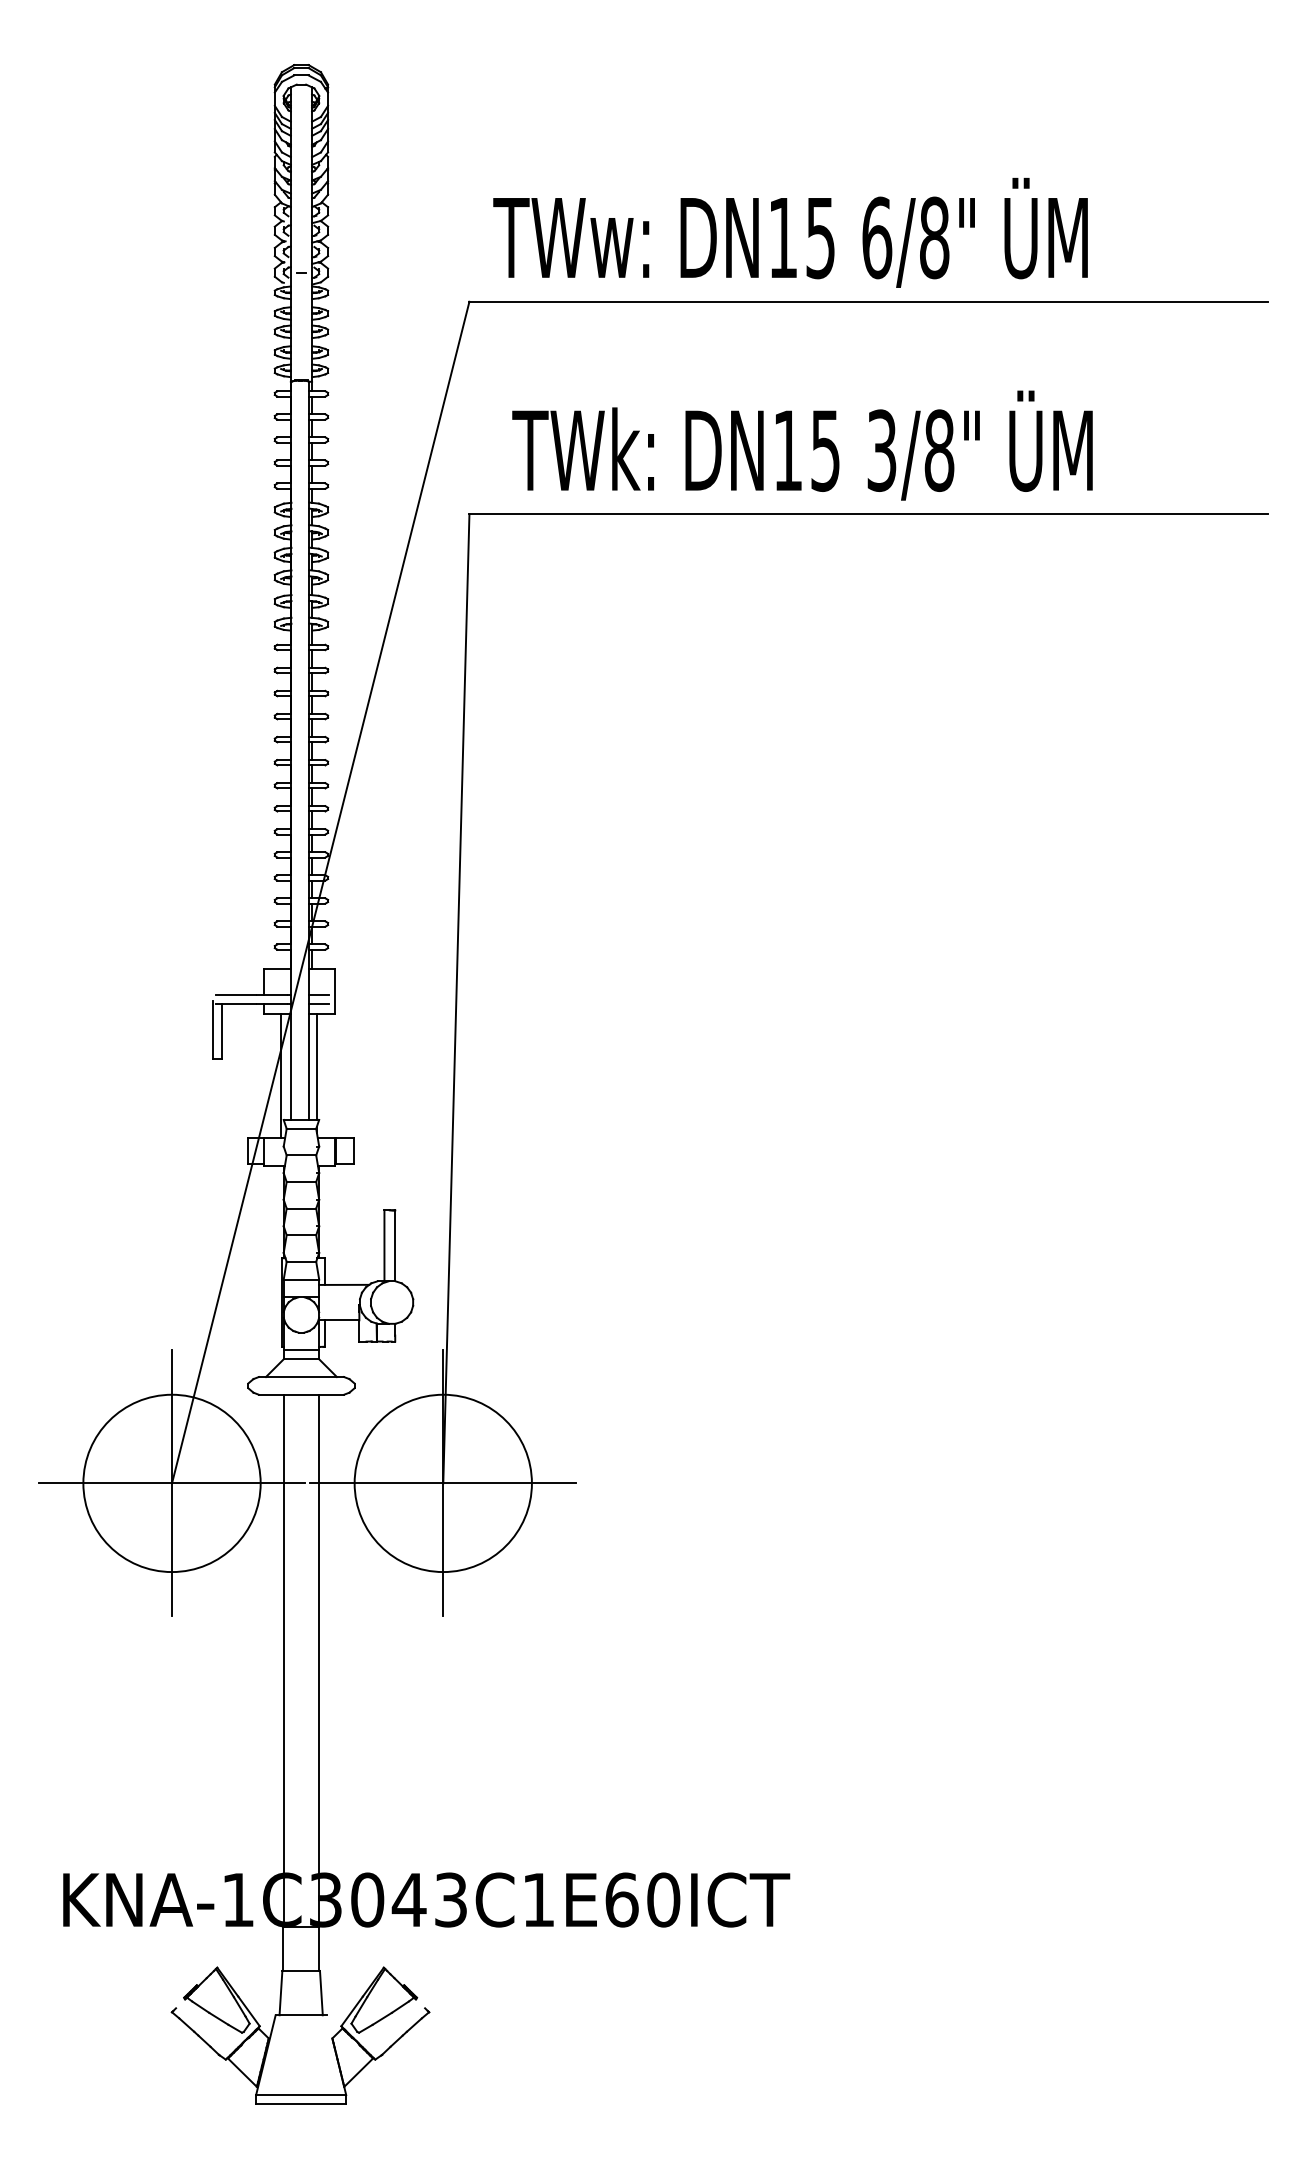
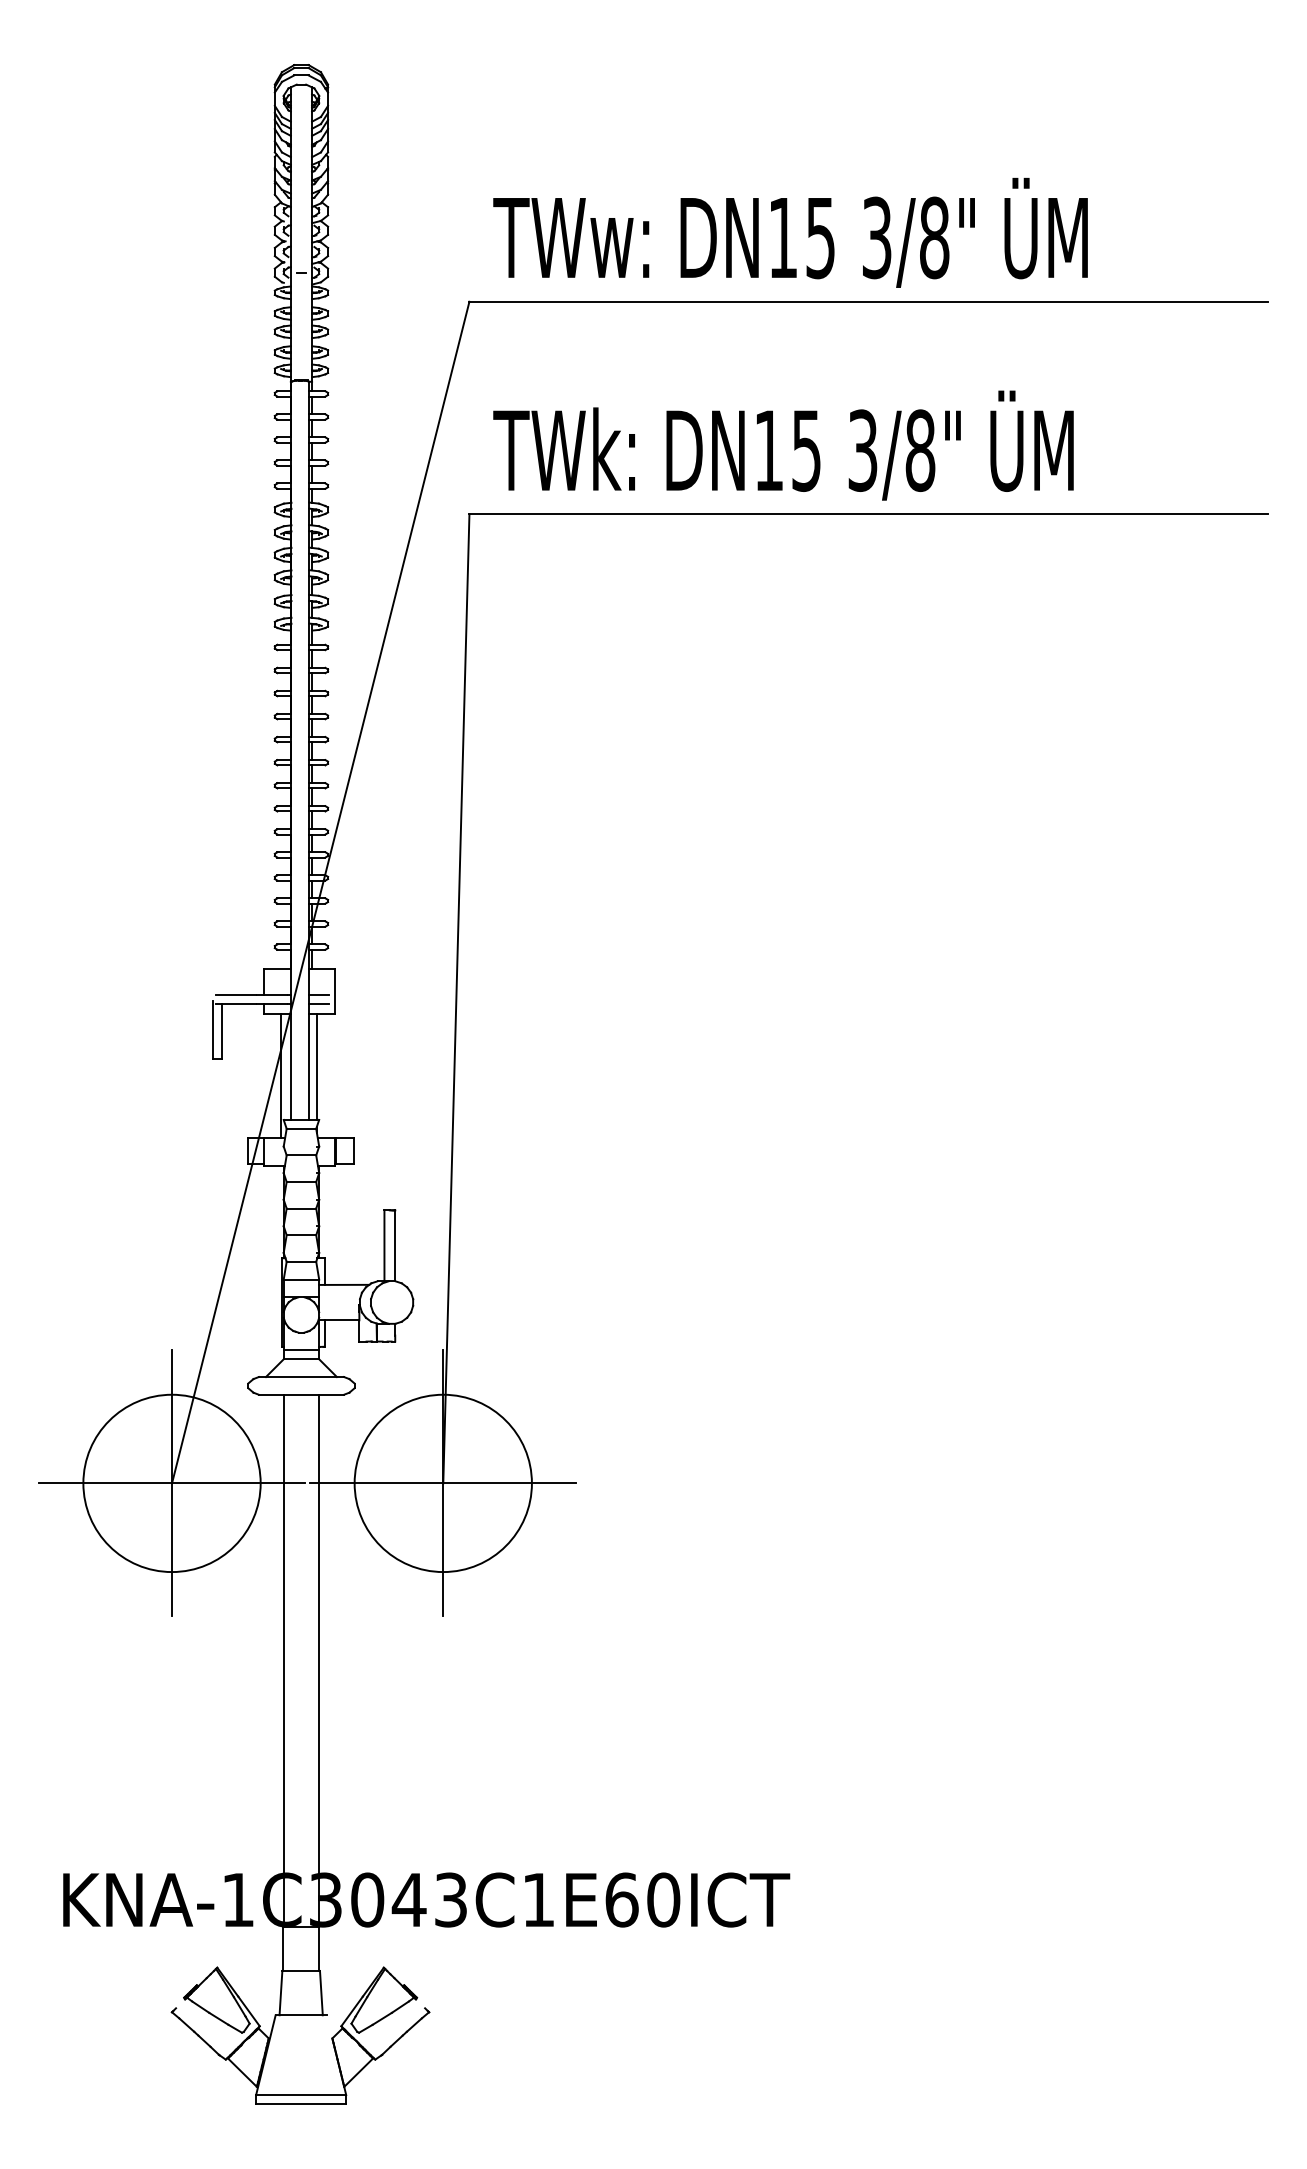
text: 6/8" -> 3/8" (877, 237)
text position: (802, 445) -> (783, 445) (783, 445)
